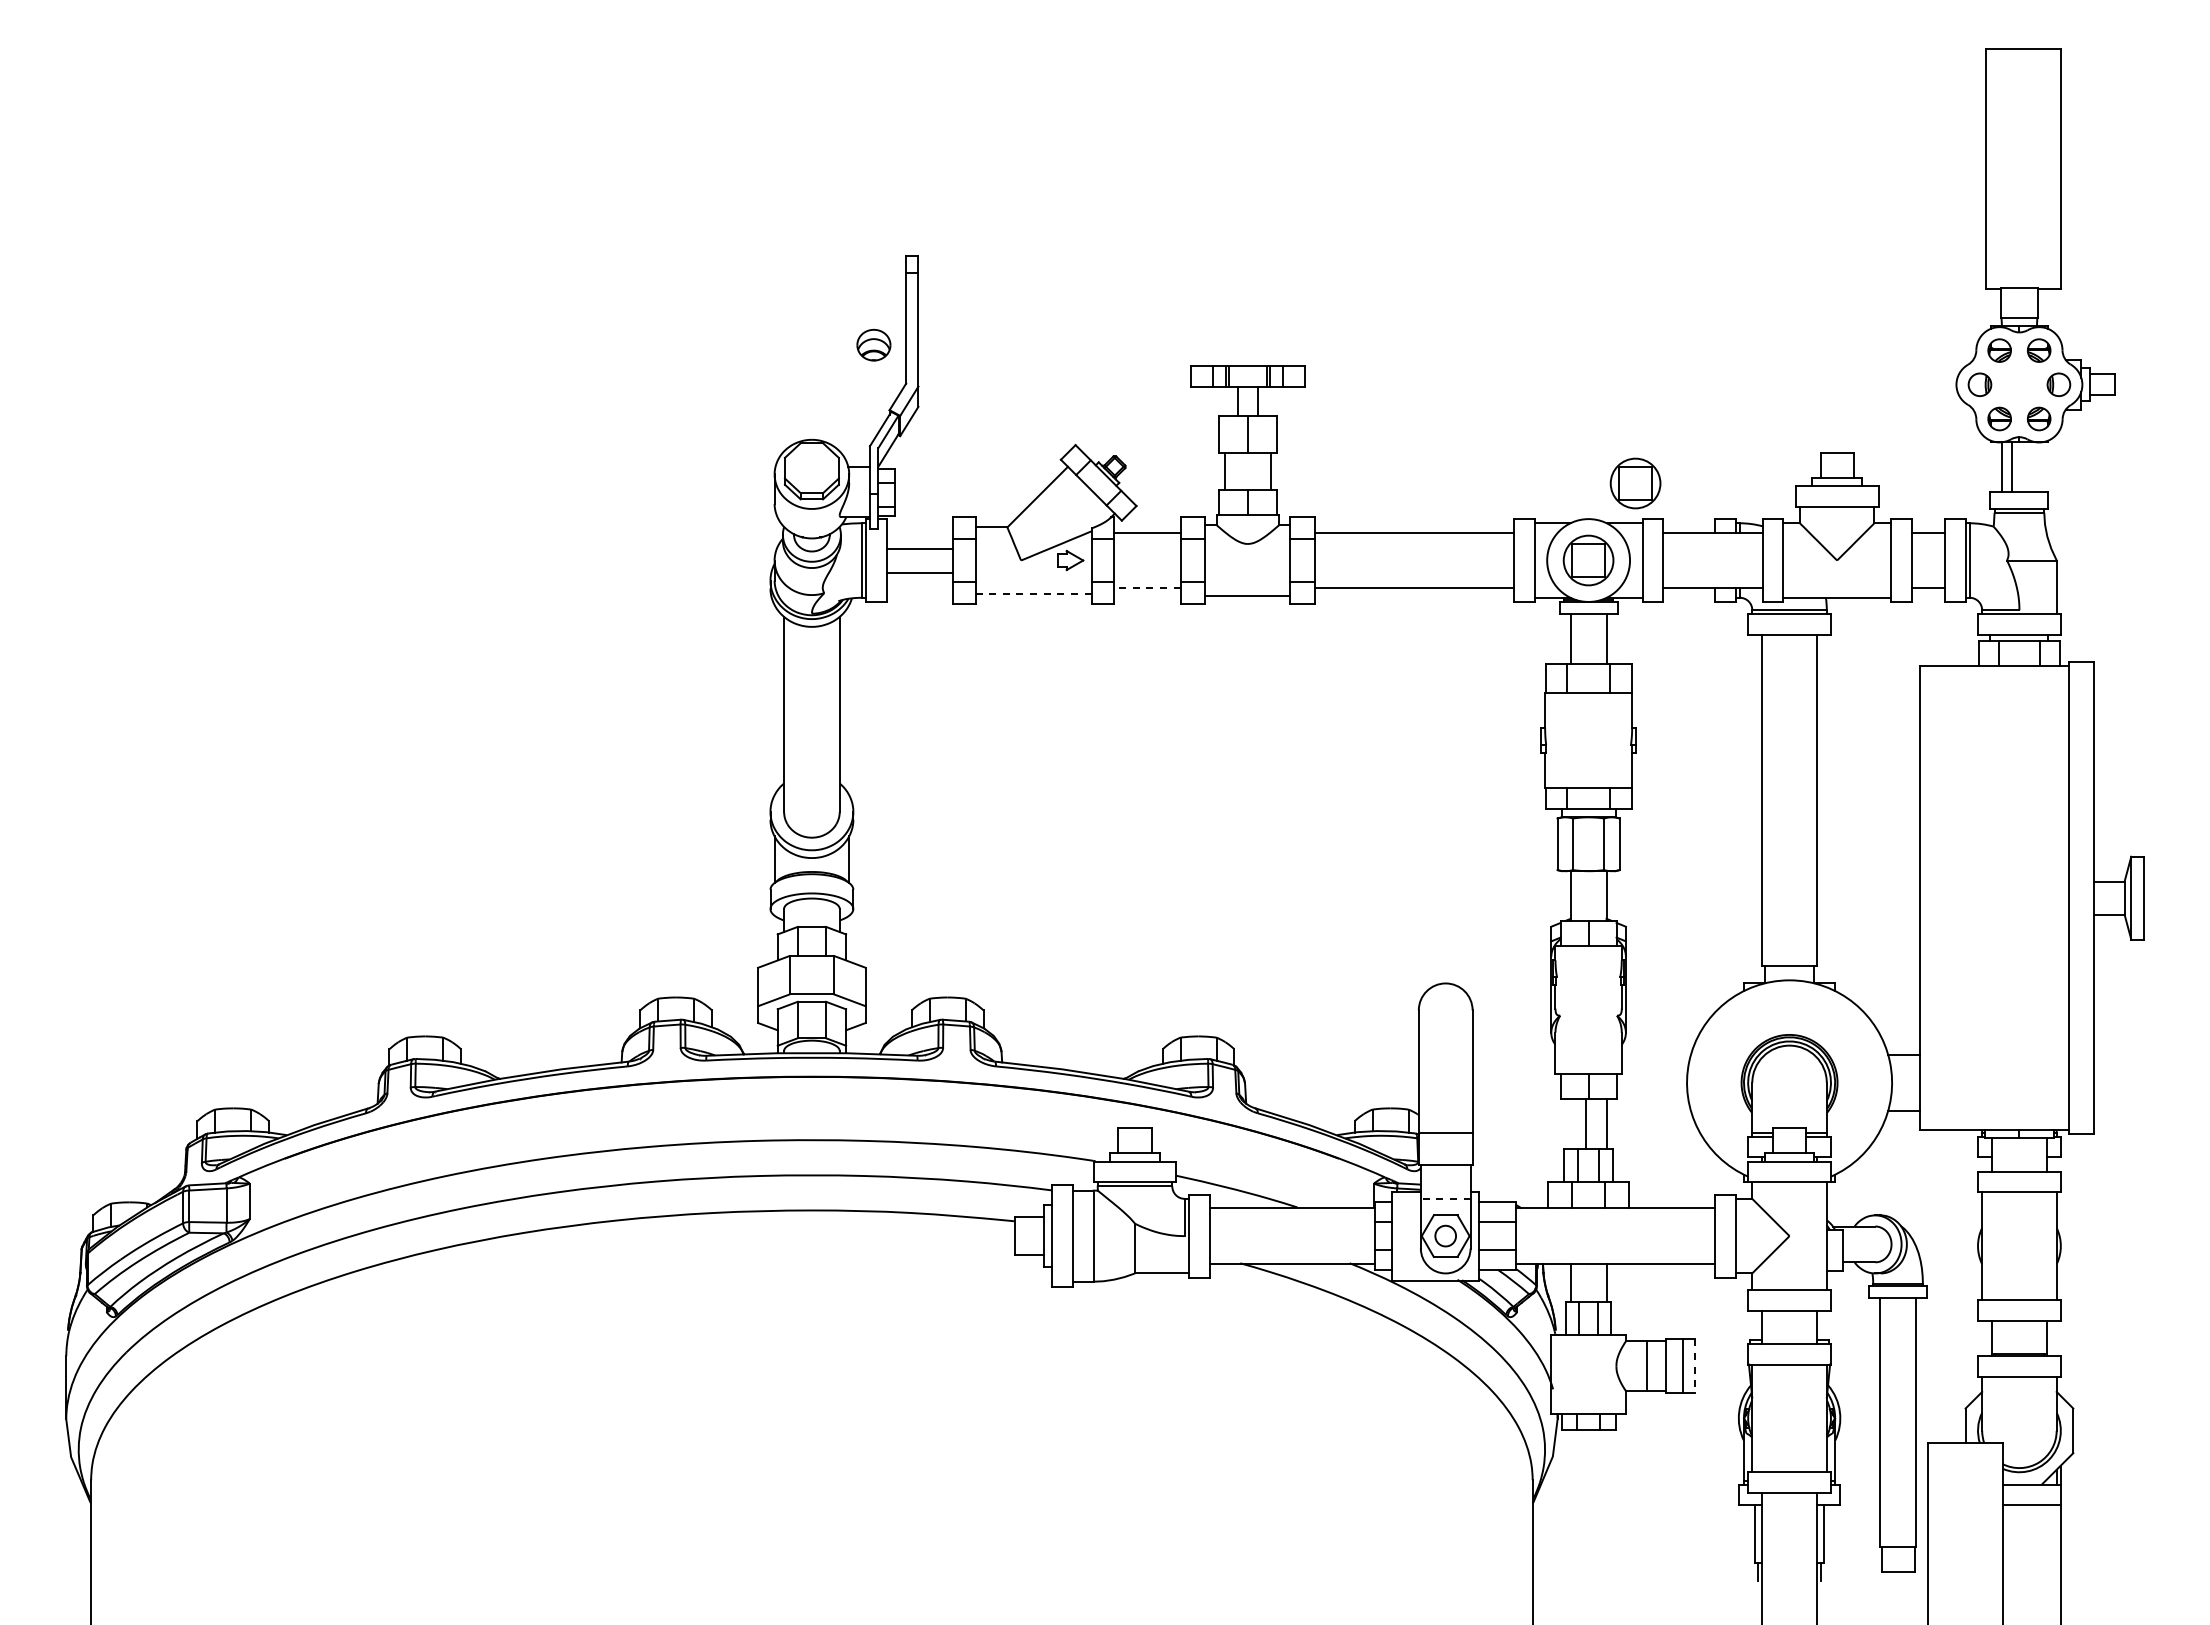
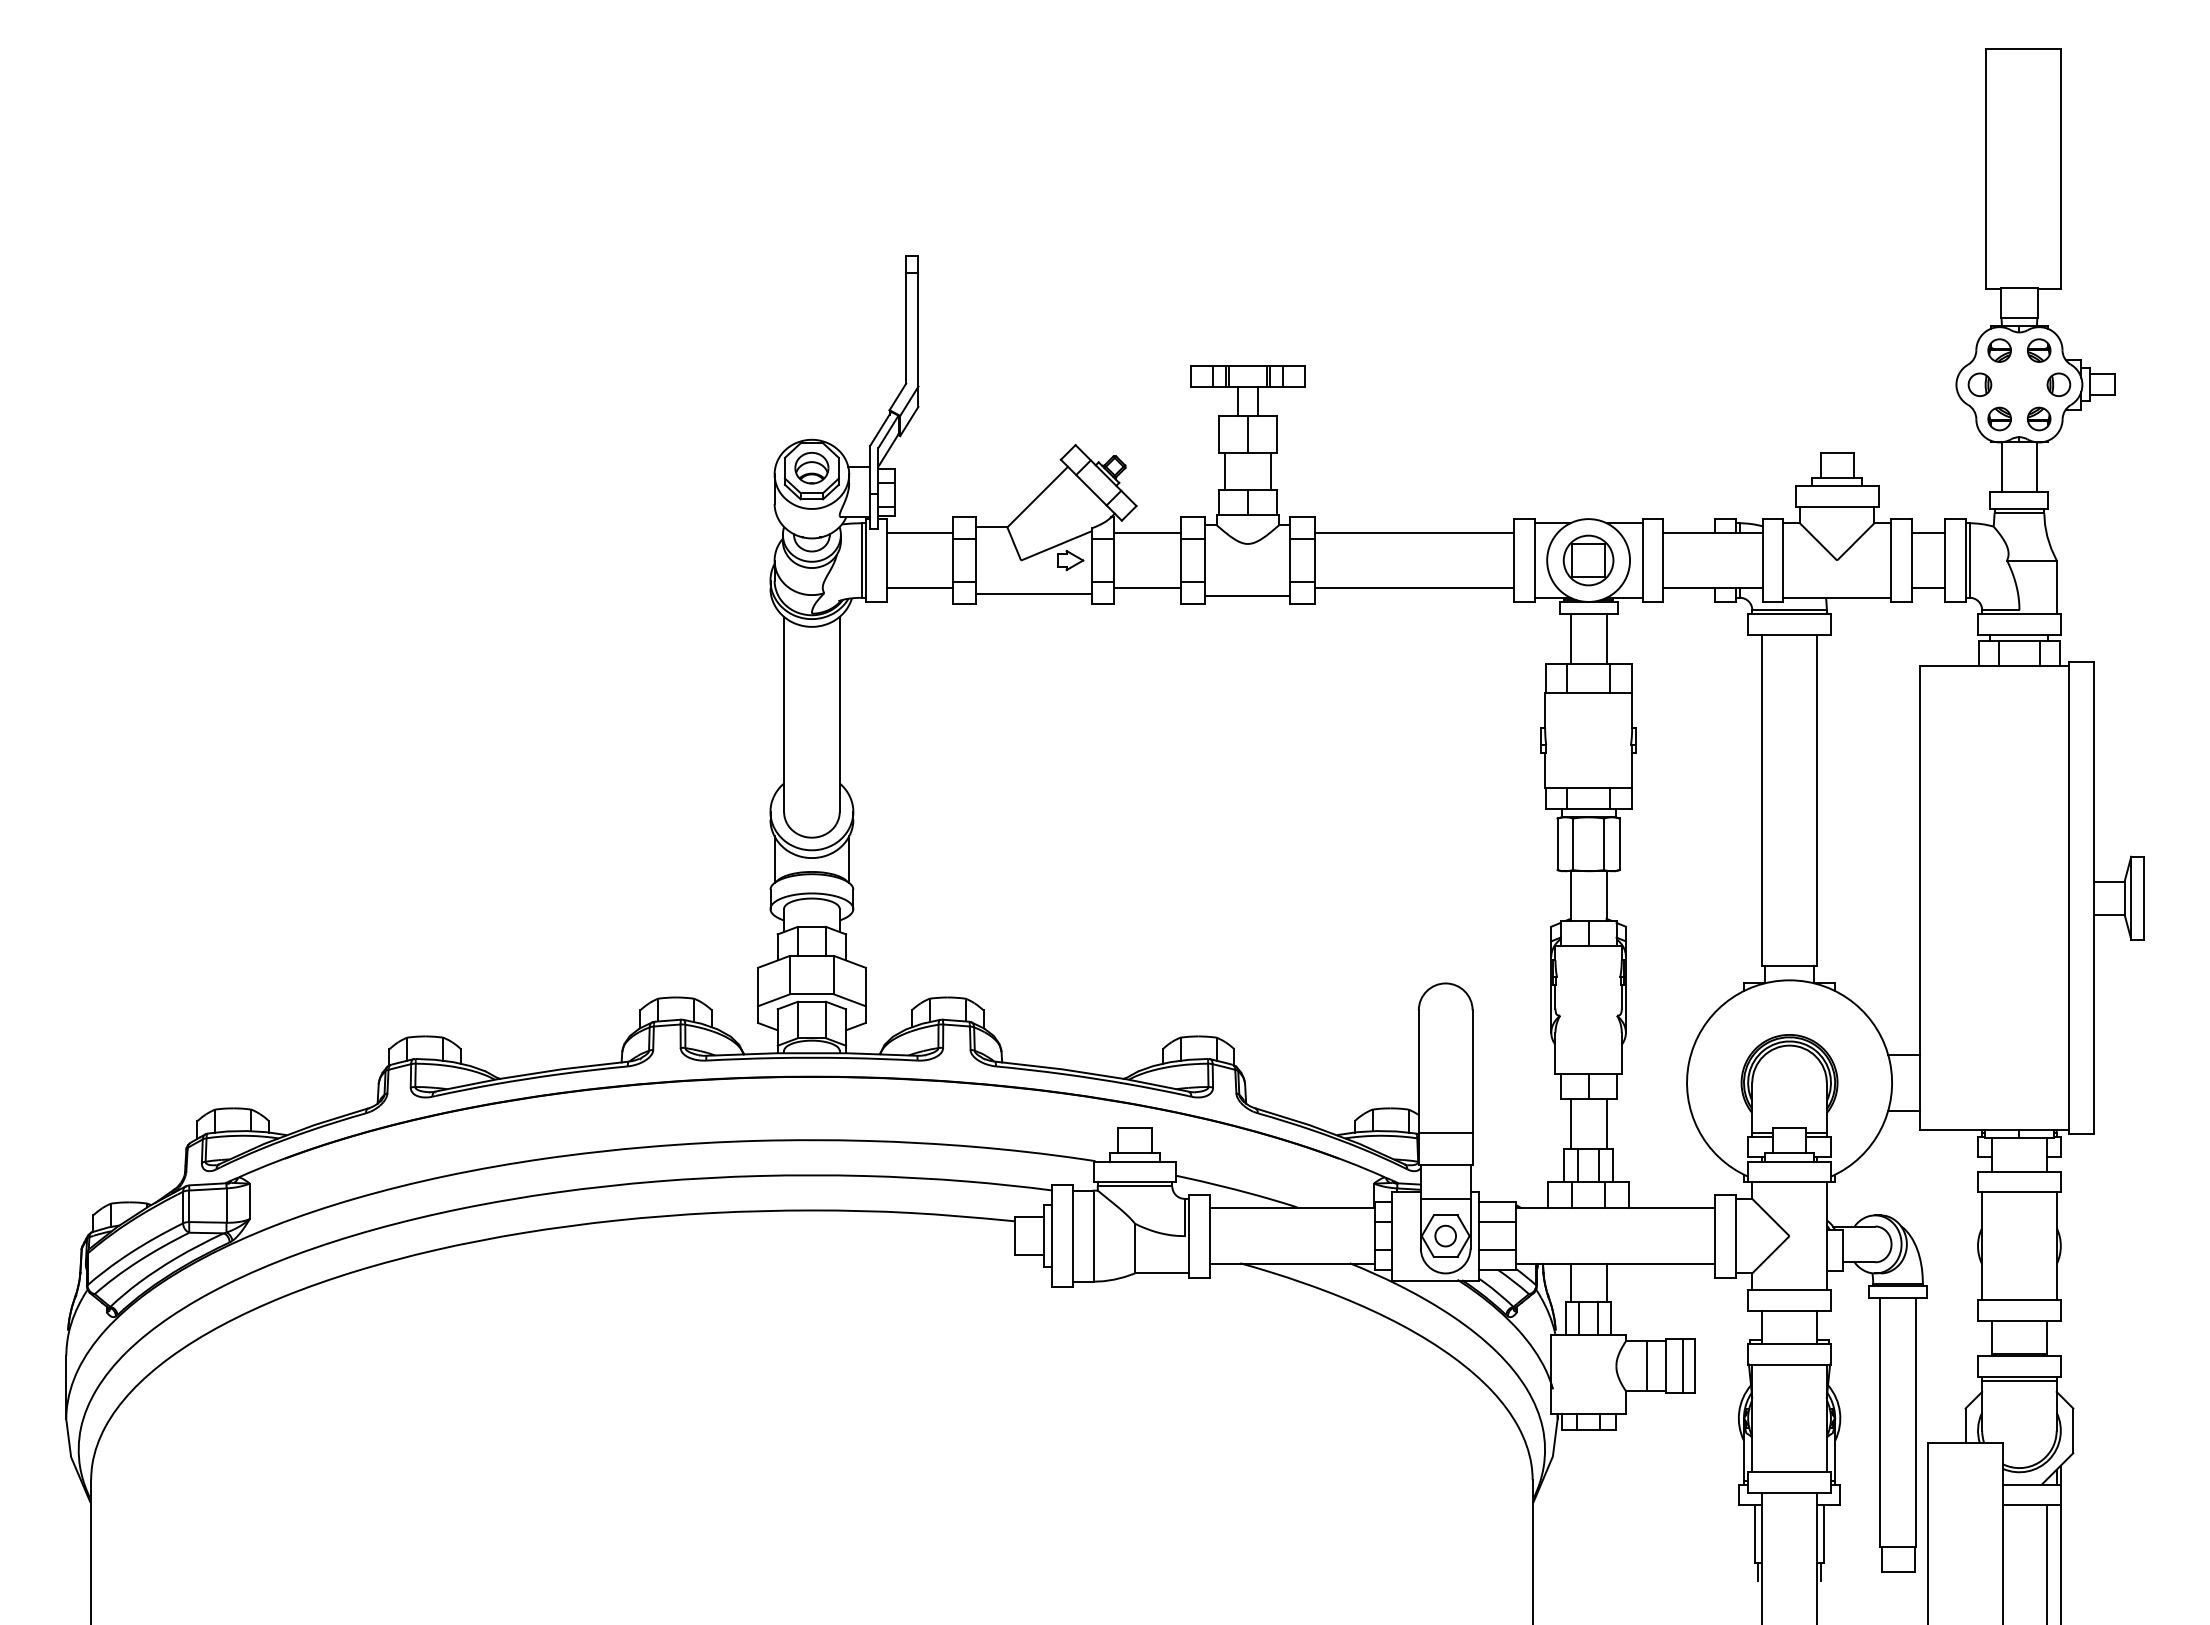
part position: (873, 344) -> (811, 467) (811, 467)
line position: (2012, 467) -> (2037, 467) (2037, 467)
part: present -> none (1635, 483)
line position: (919, 548) -> (919, 532) (919, 532)
line position: (919, 573) -> (919, 588) (919, 588)
line: dashed -> solid (1146, 588)
line: dashed -> solid (1033, 593)
line position: (1585, 1123) -> (1570, 1123) (1570, 1123)
line: dashed -> solid (1445, 1198)
line: dashed -> solid (1695, 1366)
line: none -> present (2019, 1381)
line: none -> present (2047, 1563)
